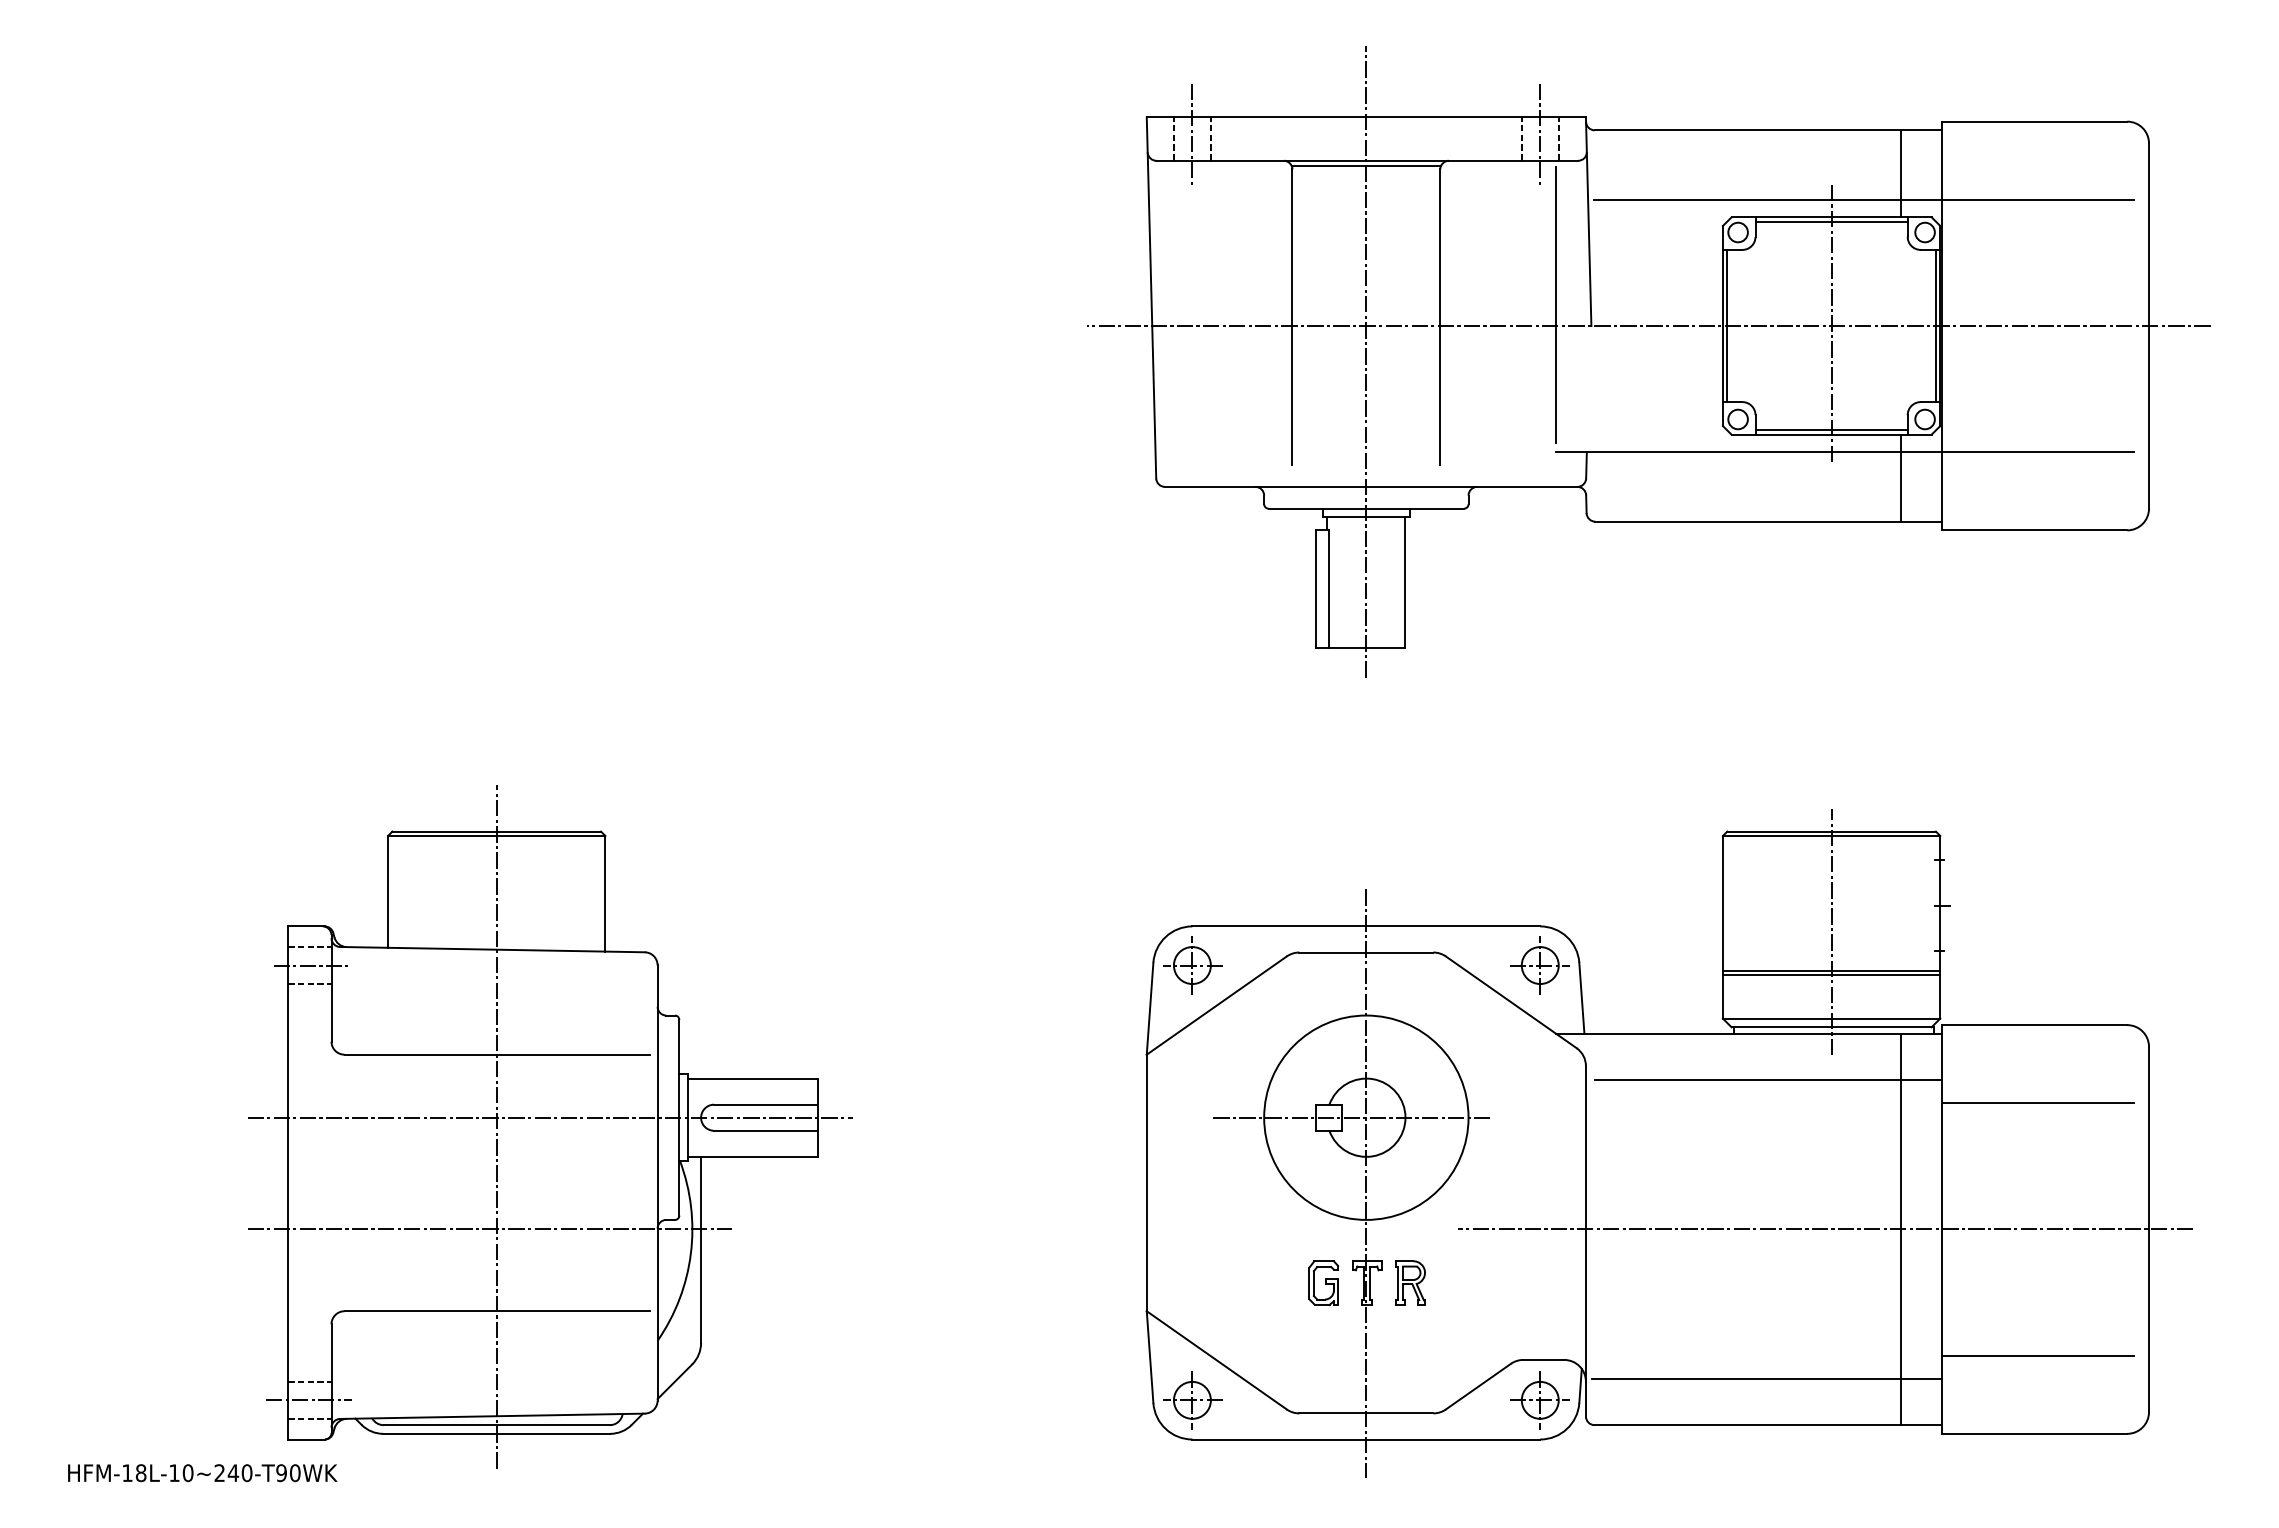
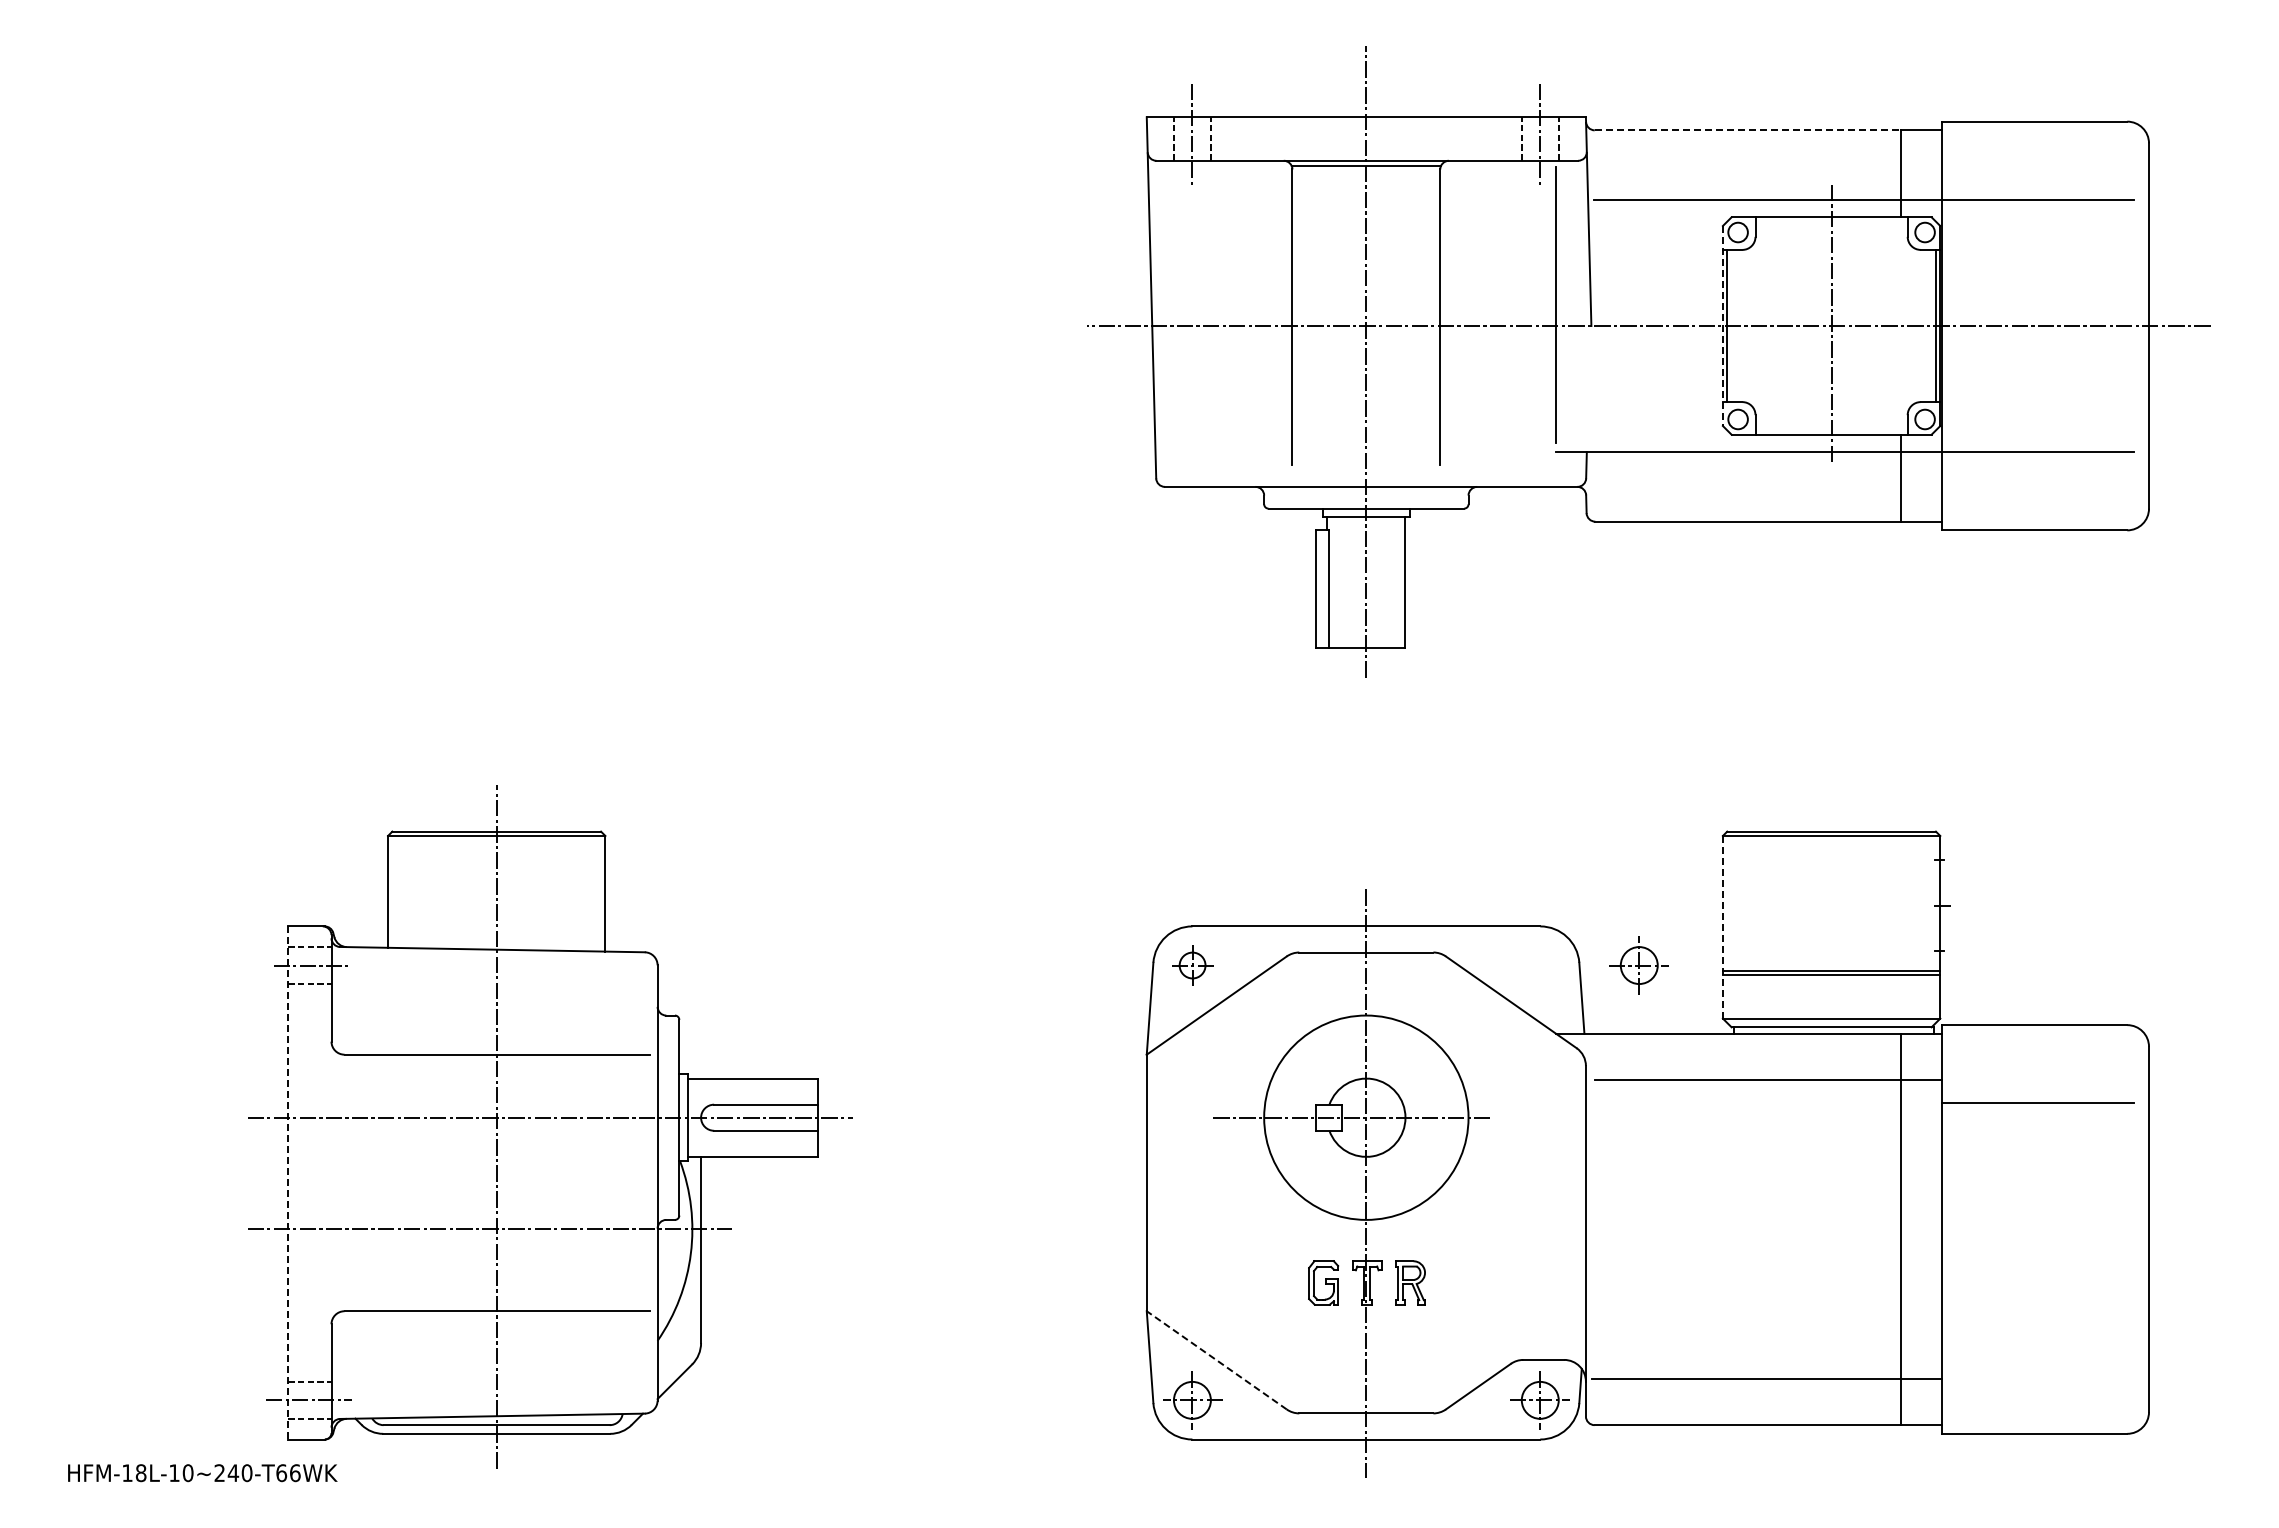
line: solid -> dashed (1748, 130)
line: present -> none (1831, 221)
line: solid -> dashed (1722, 326)
line: present -> none (1831, 430)
line: solid -> dashed (1722, 927)
line: present -> none (1831, 931)
part size: 60x59 px -> 42x41 px (1192, 965)
part position: (1539, 965) -> (1638, 965) (1638, 965)
line: solid -> dashed (288, 1182)
line: present -> none (1825, 1229)
line: present -> none (2037, 1355)
line: solid -> dashed (1216, 1360)
text: HFM-18L-10~240-T90WK -> HFM-18L-10~240-T66WK (288, 1473)
